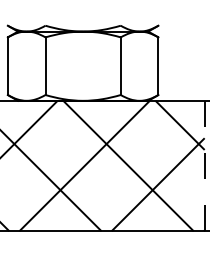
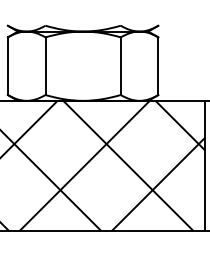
line: dashed -> solid (204, 165)
